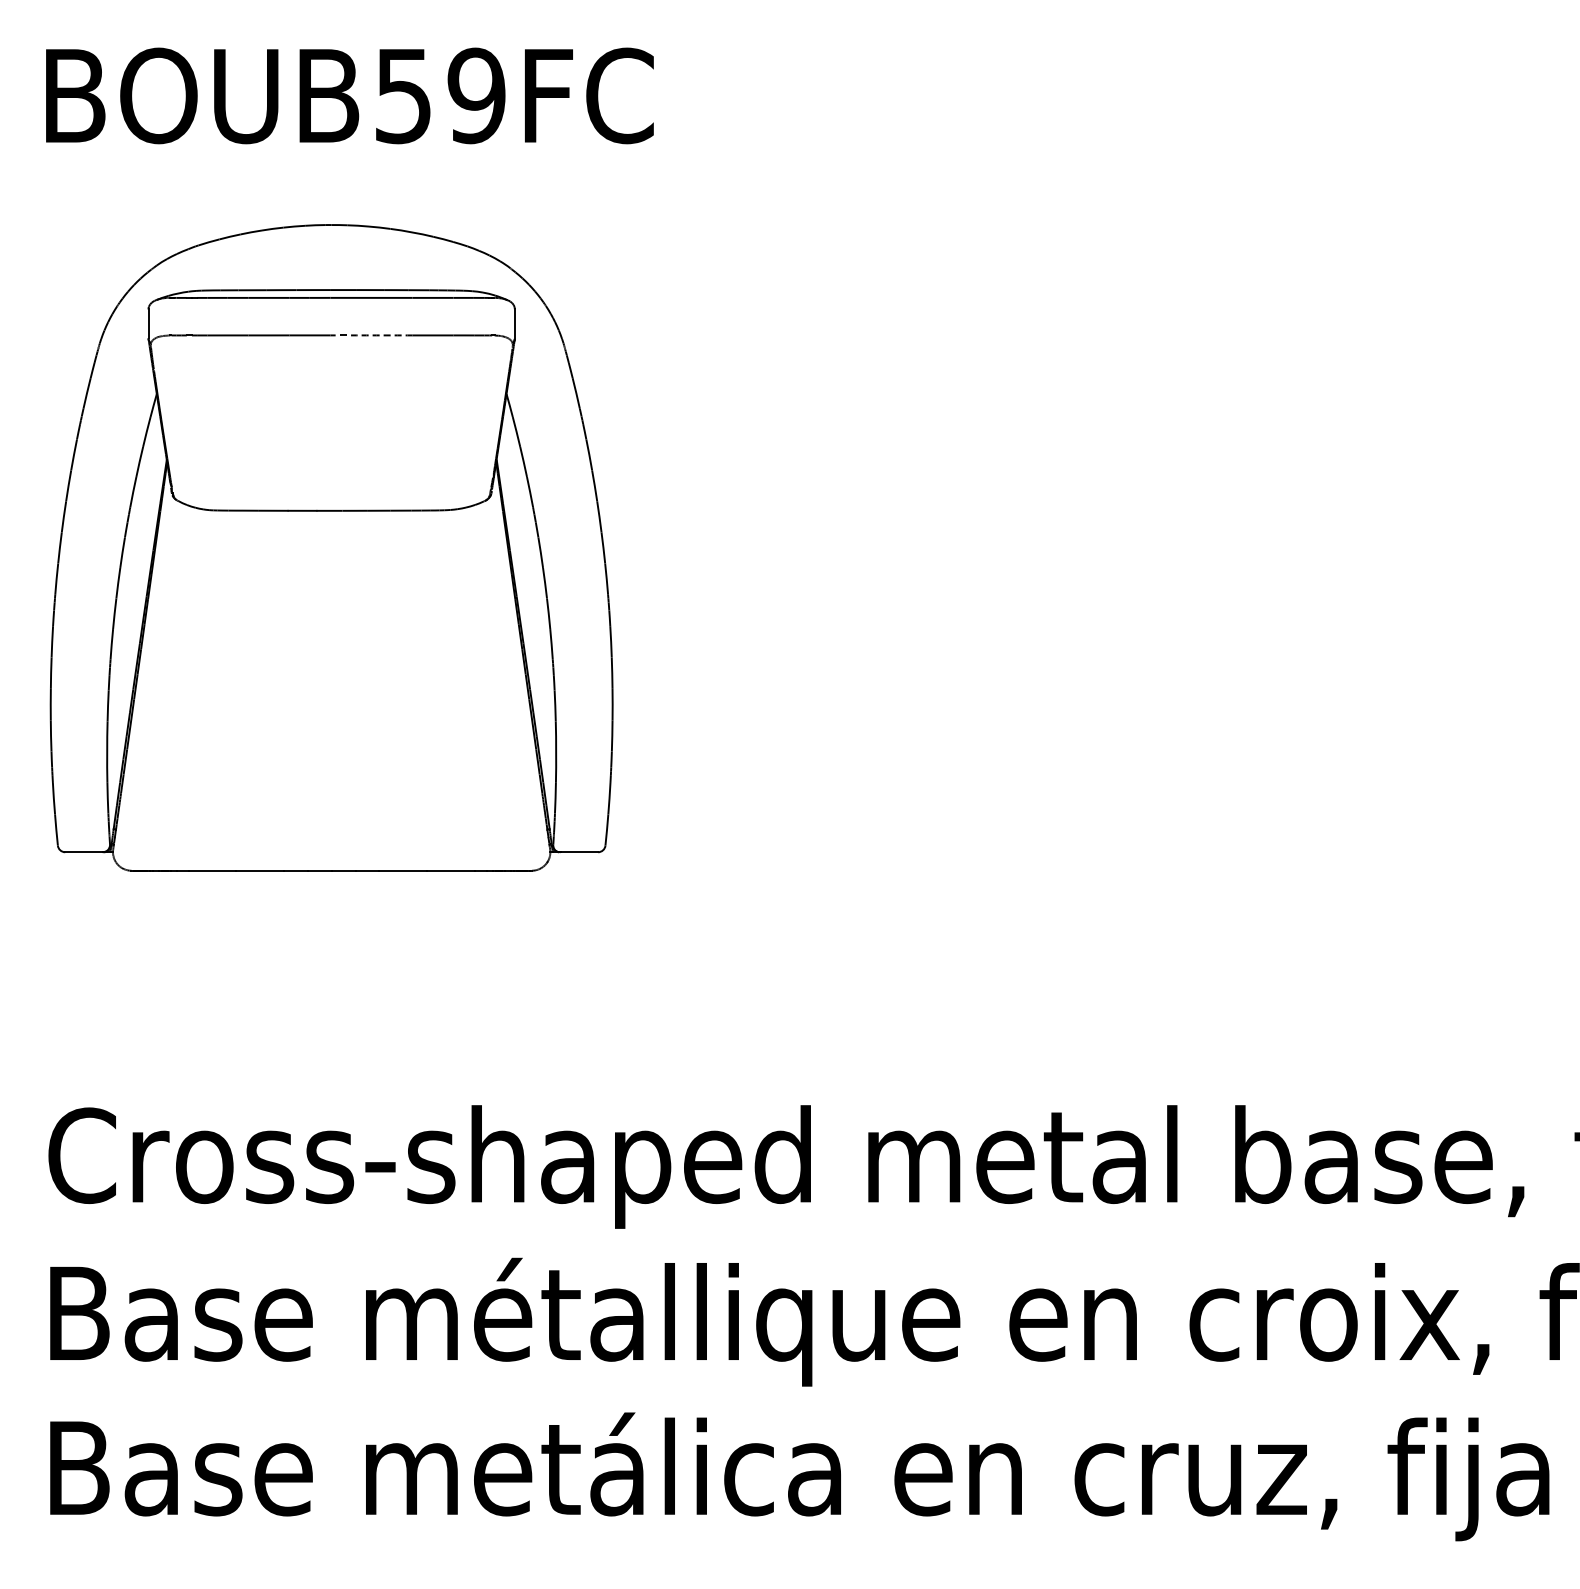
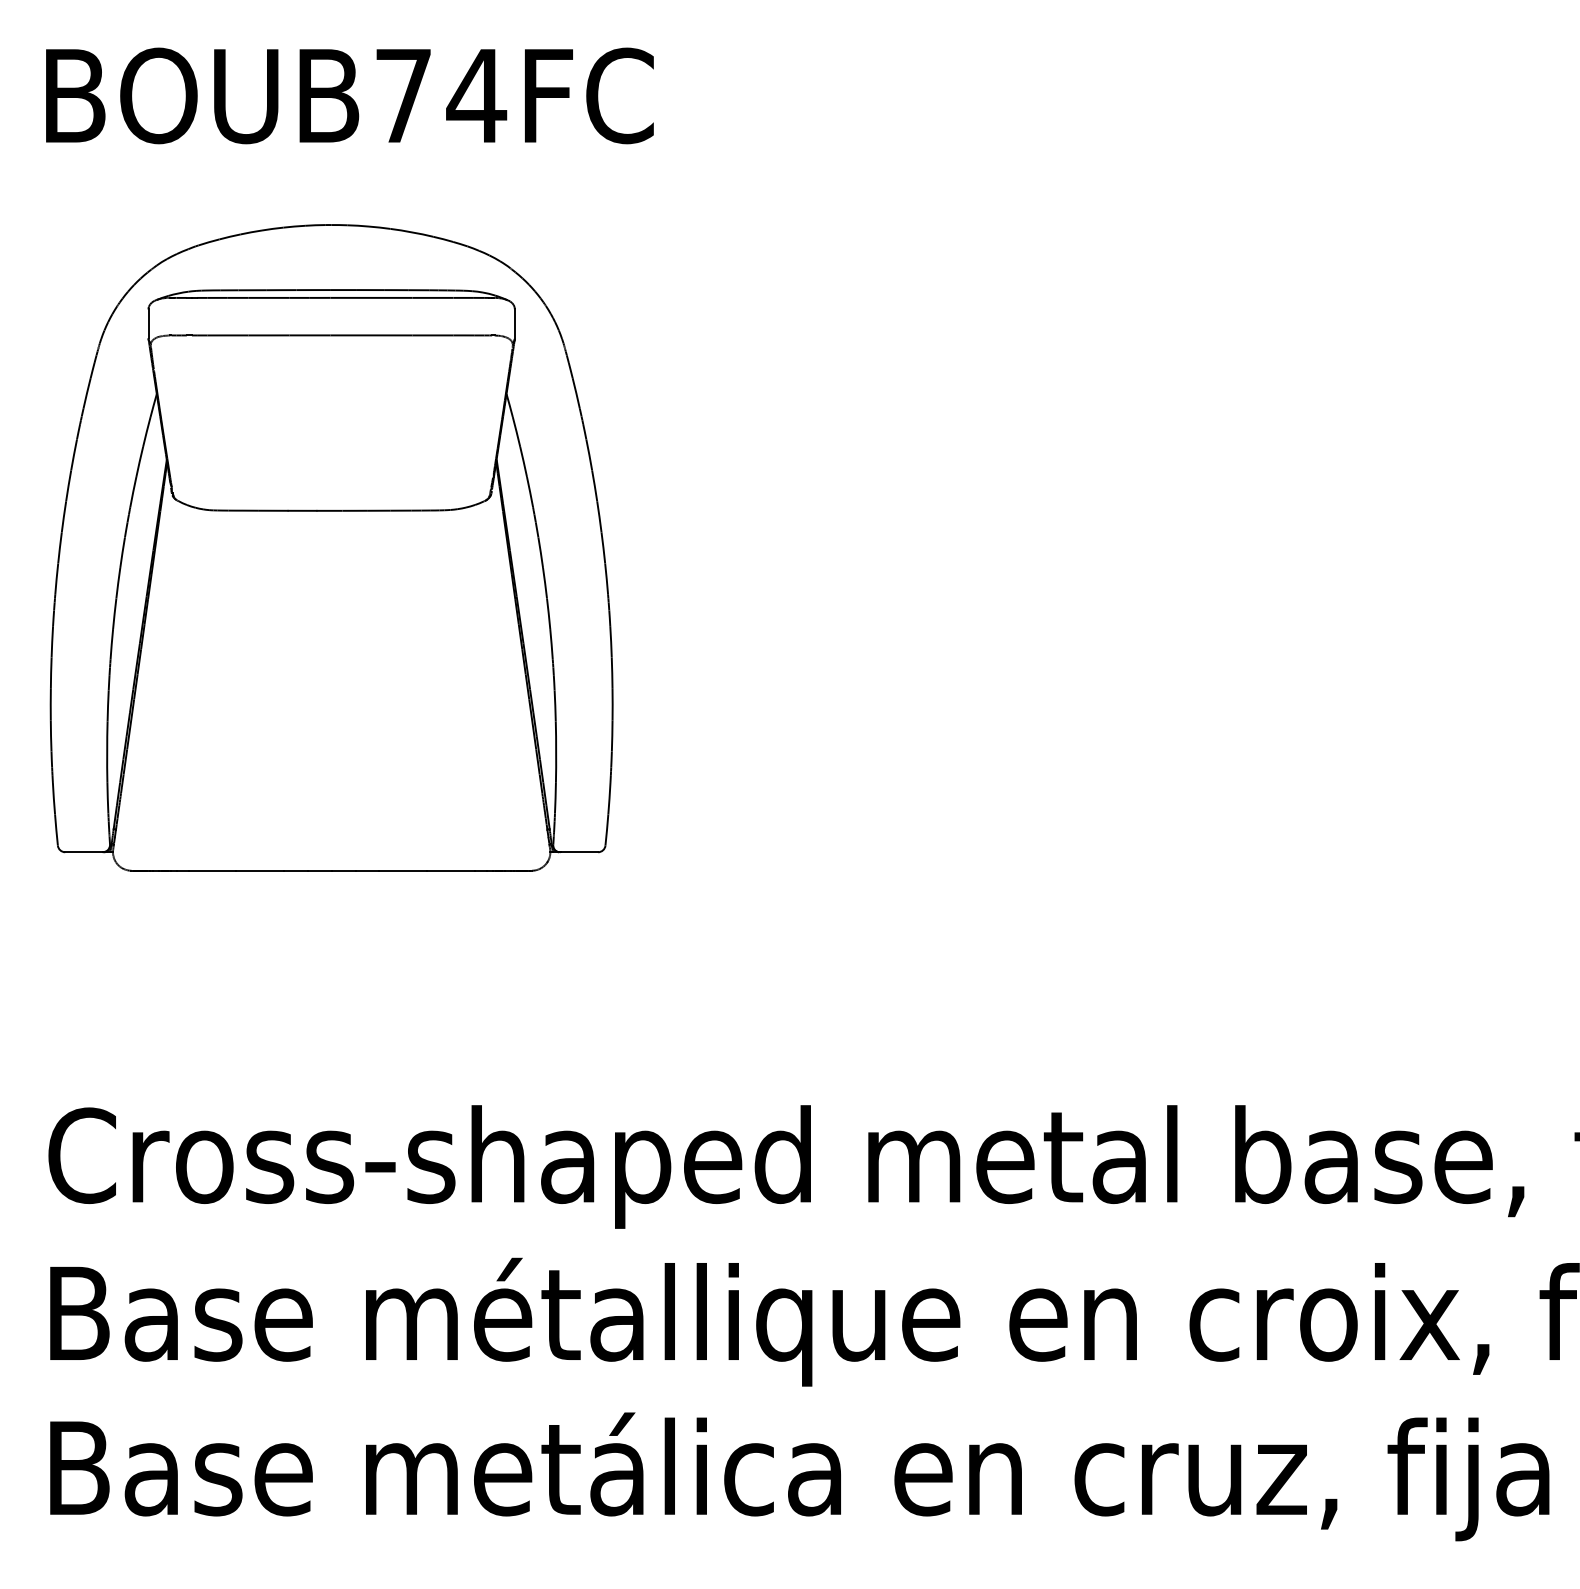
text: BOUB59FC -> BOUB74FC (441, 95)
arc: dashed -> solid (371, 335)
